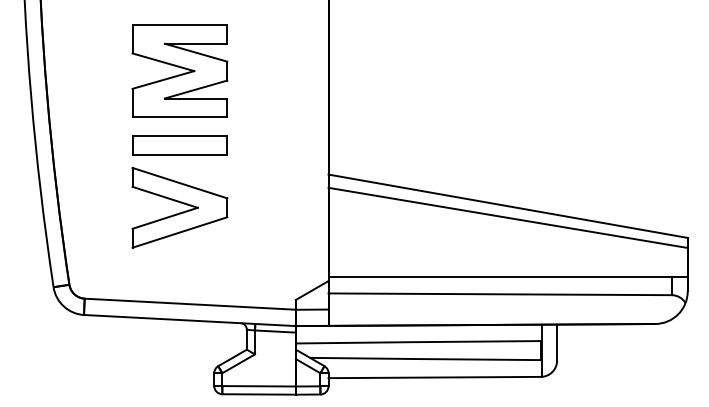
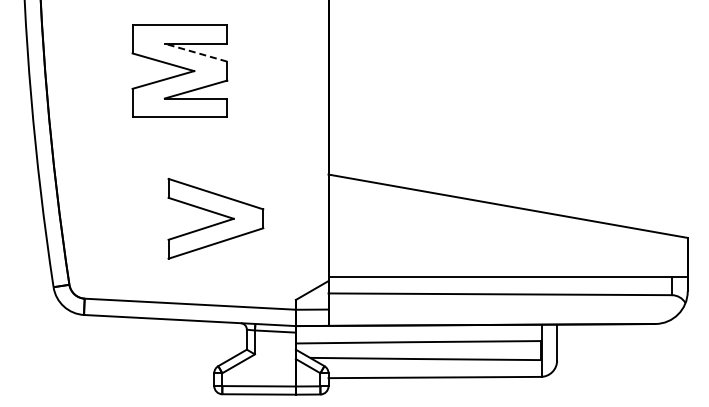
line: solid -> dashed (195, 52)
part: present -> none (179, 145)
part position: (179, 207) -> (215, 218) (215, 218)
line: present -> none (507, 217)
